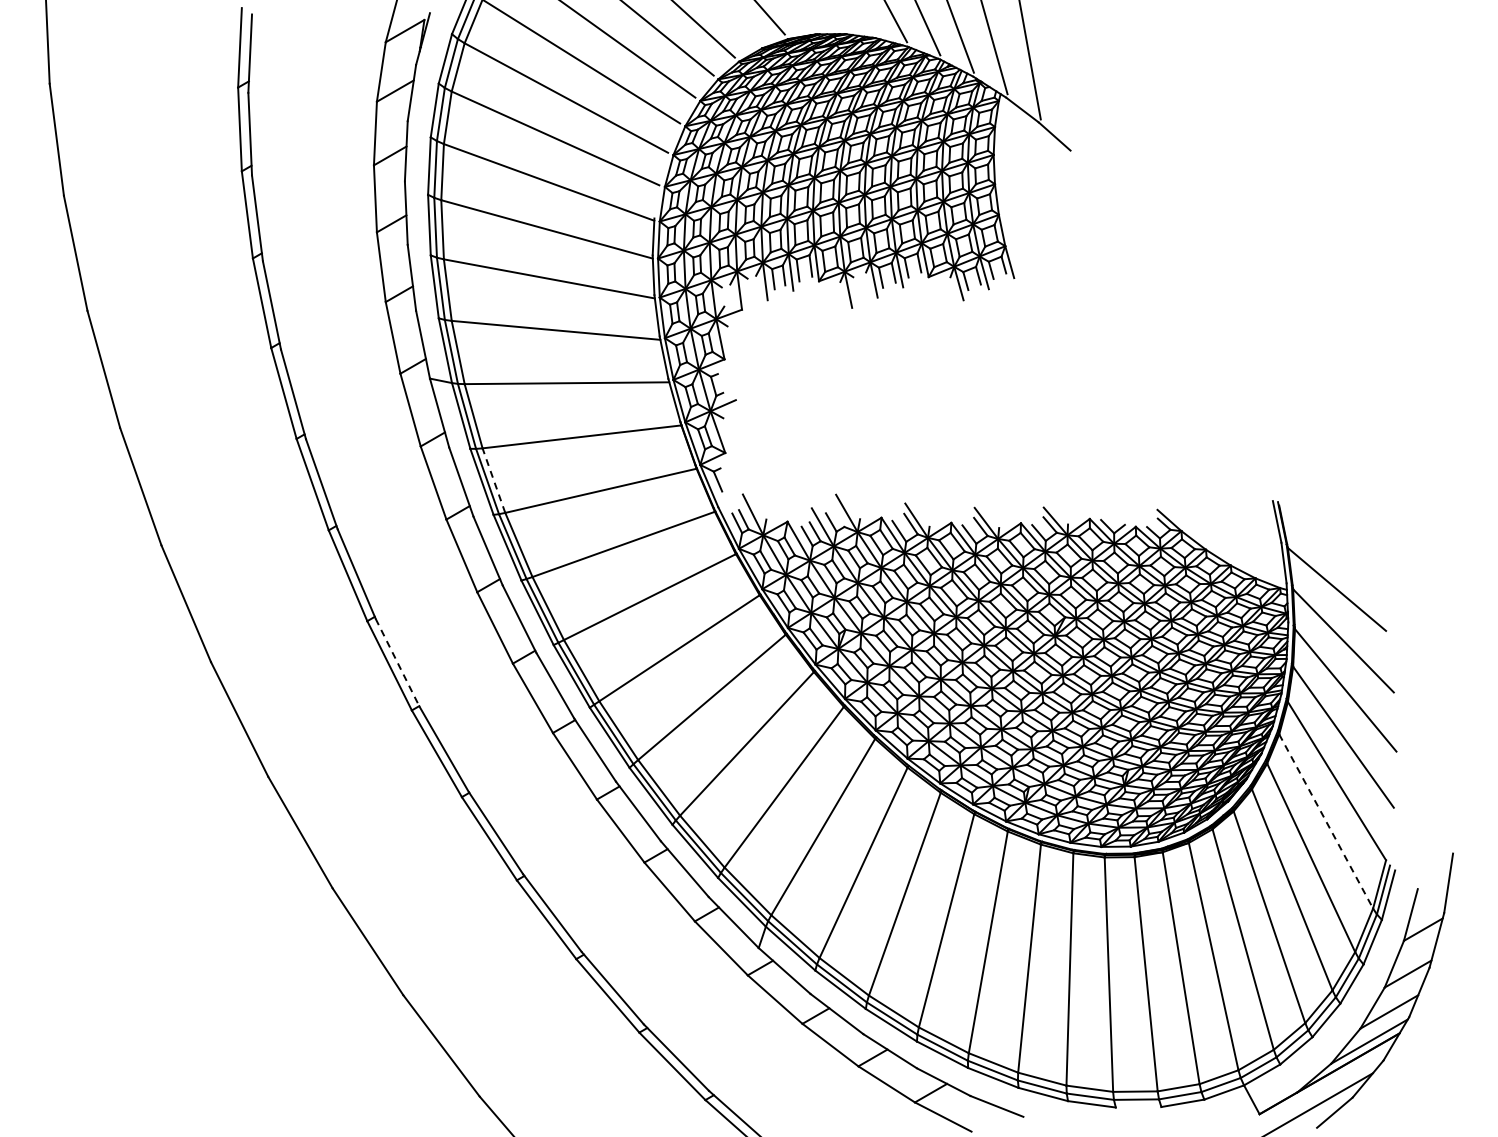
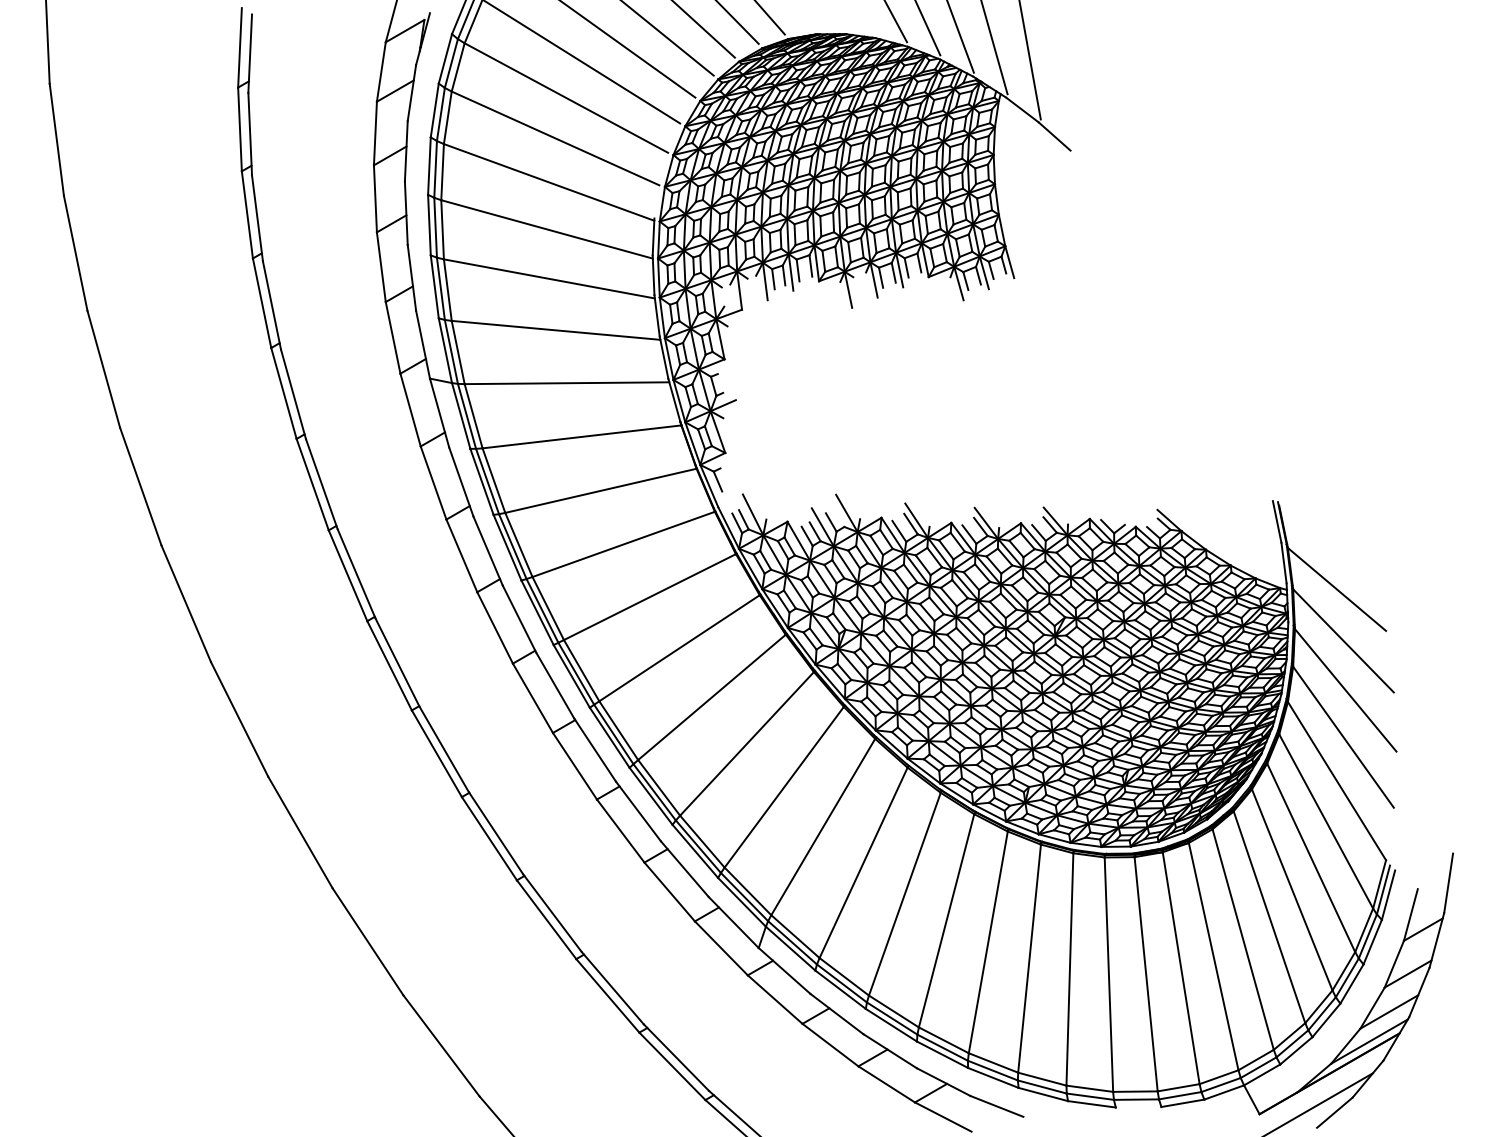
line: none -> present (738, 22)
line: dashed -> solid (493, 480)
line: dashed -> solid (397, 663)
line: dashed -> solid (1326, 821)
